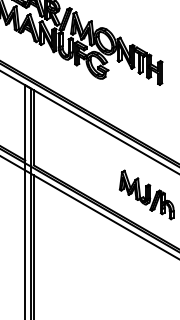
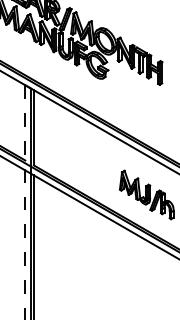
line: solid -> dashed (25, 203)
